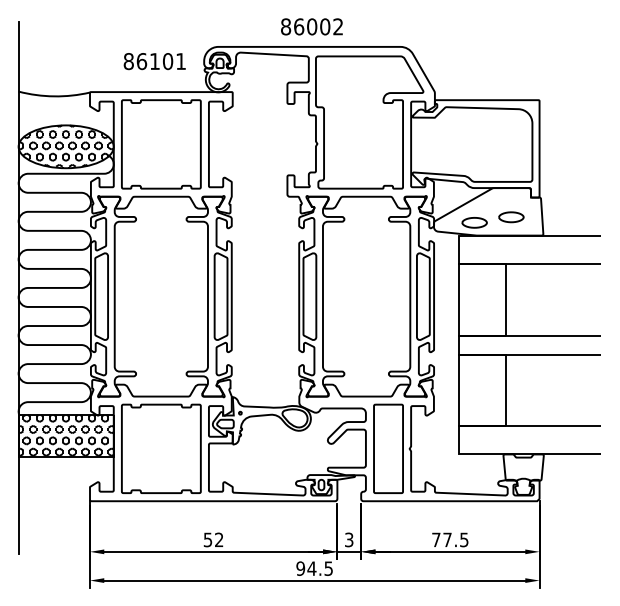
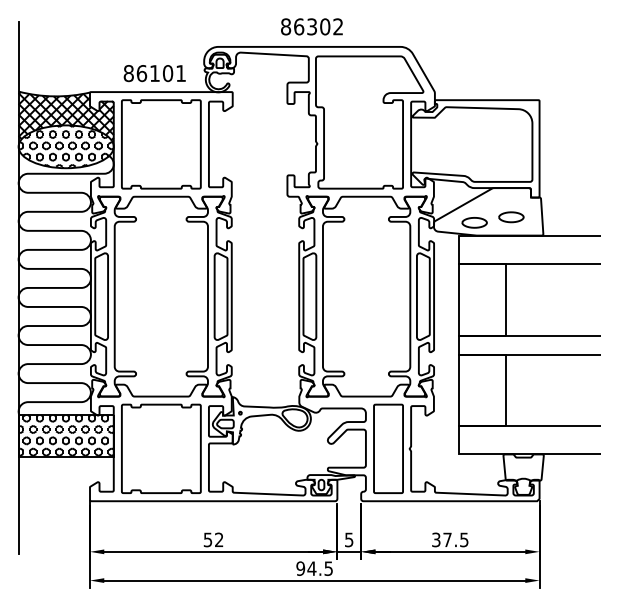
text: 86002 -> 86302 (312, 26)
text position: (154, 61) -> (154, 73) (154, 73)
hatch: none -> present (65, 119)
text: 3 -> 5 (349, 539)
text: 77.5 -> 37.5 (436, 539)
